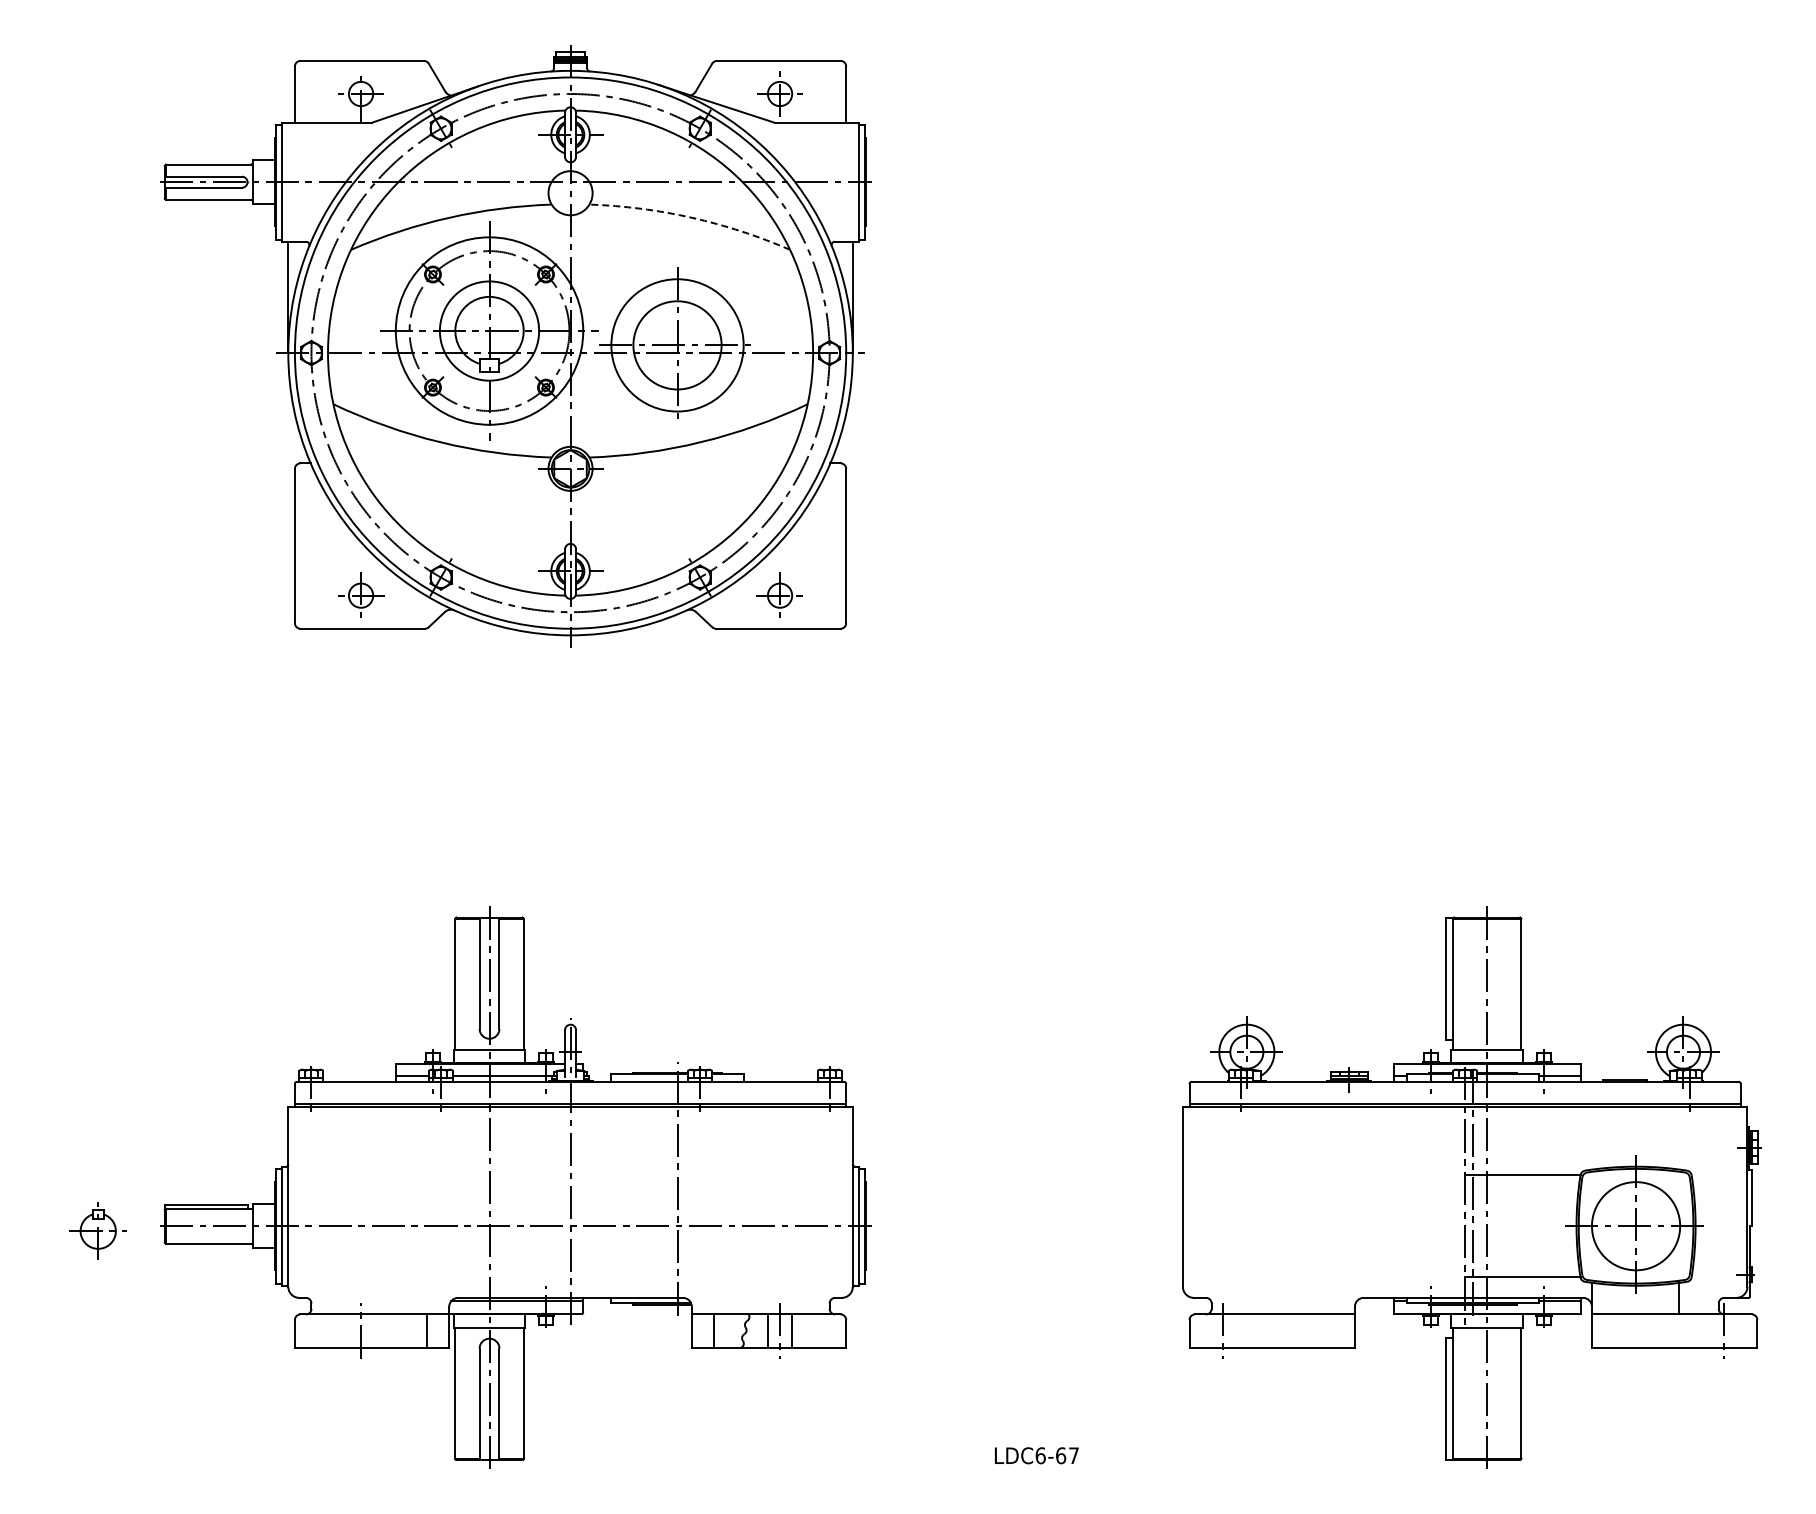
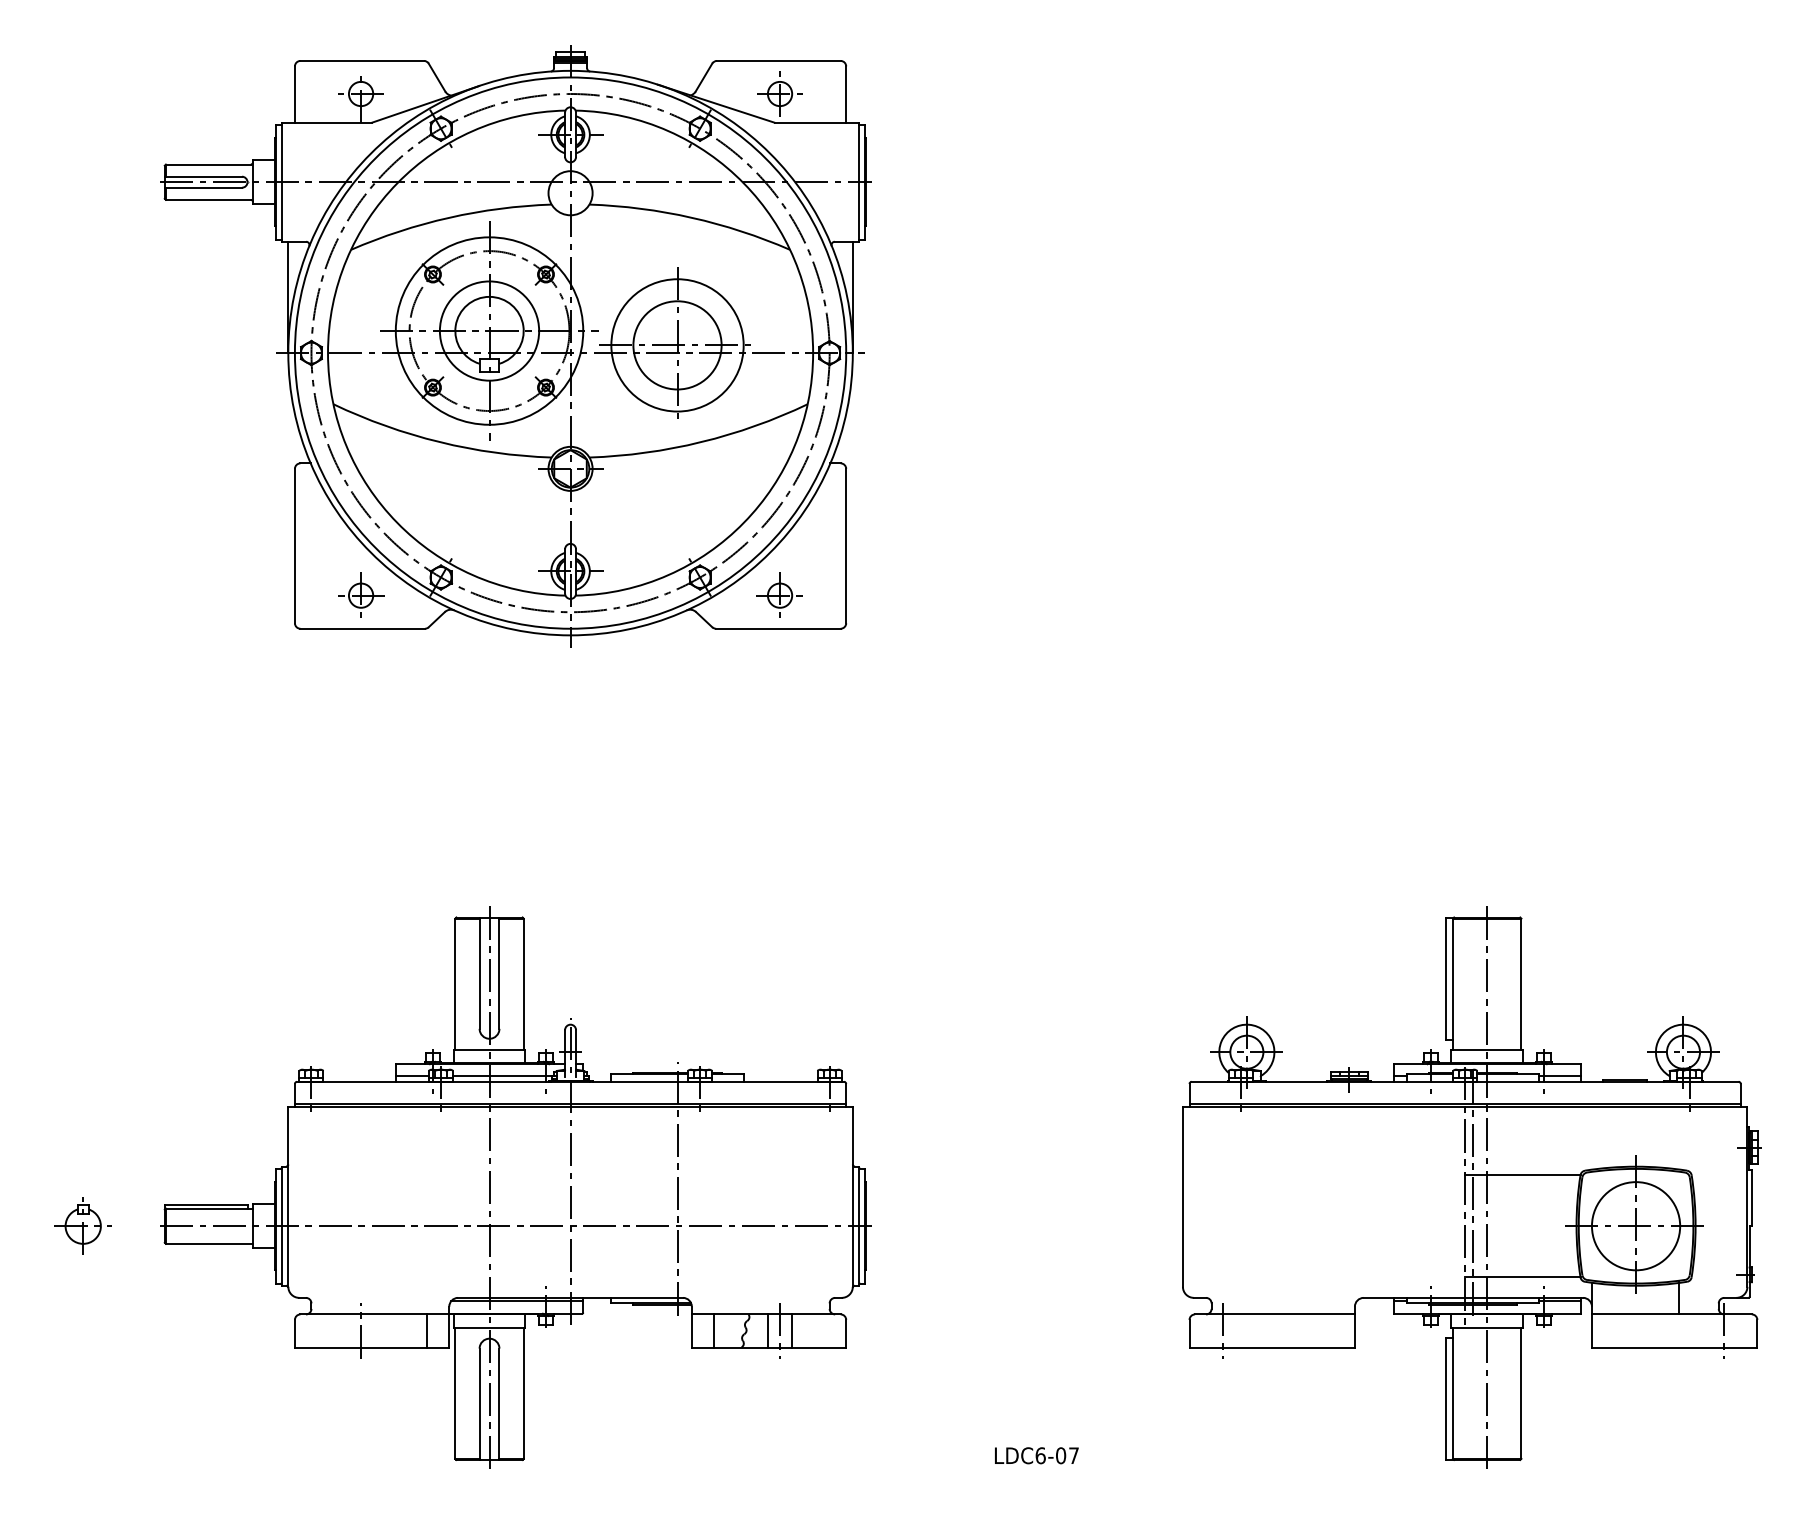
arc: dashed -> solid (691, 217)
part position: (97, 1230) -> (82, 1225) (82, 1225)
text: LDC6-67 -> LDC6-07 (1061, 1455)
